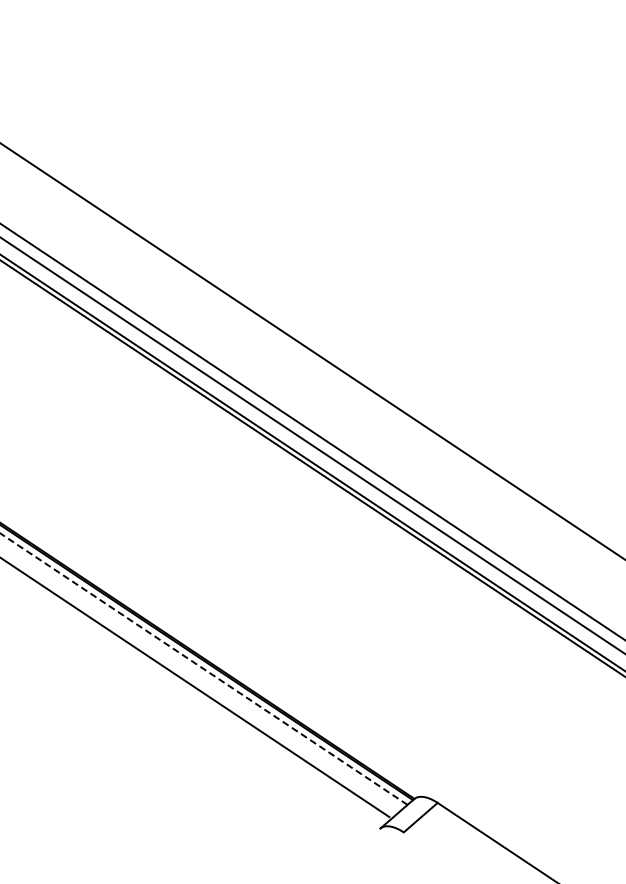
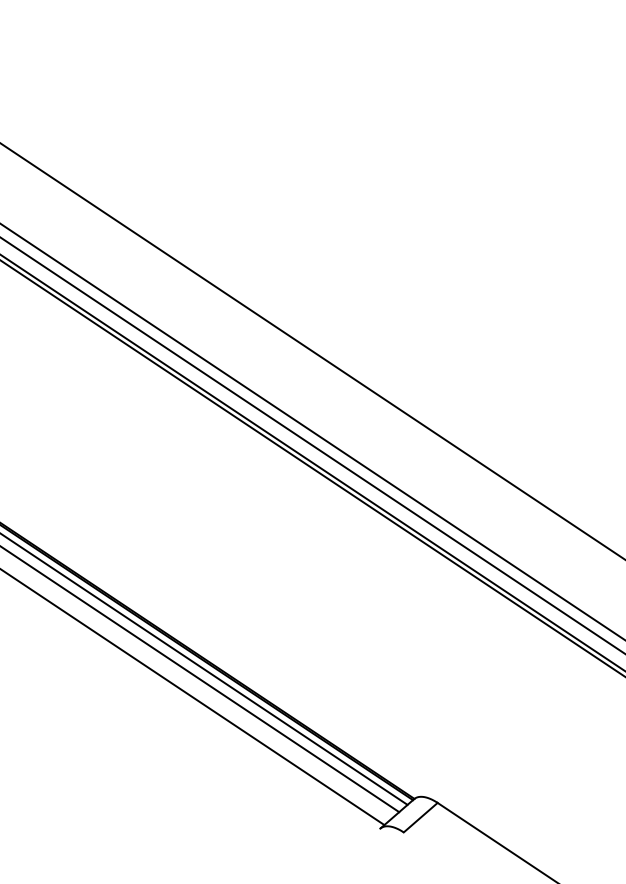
line: dashed -> solid (203, 669)
line: none -> present (200, 679)
line position: (195, 688) -> (193, 697) (193, 697)
